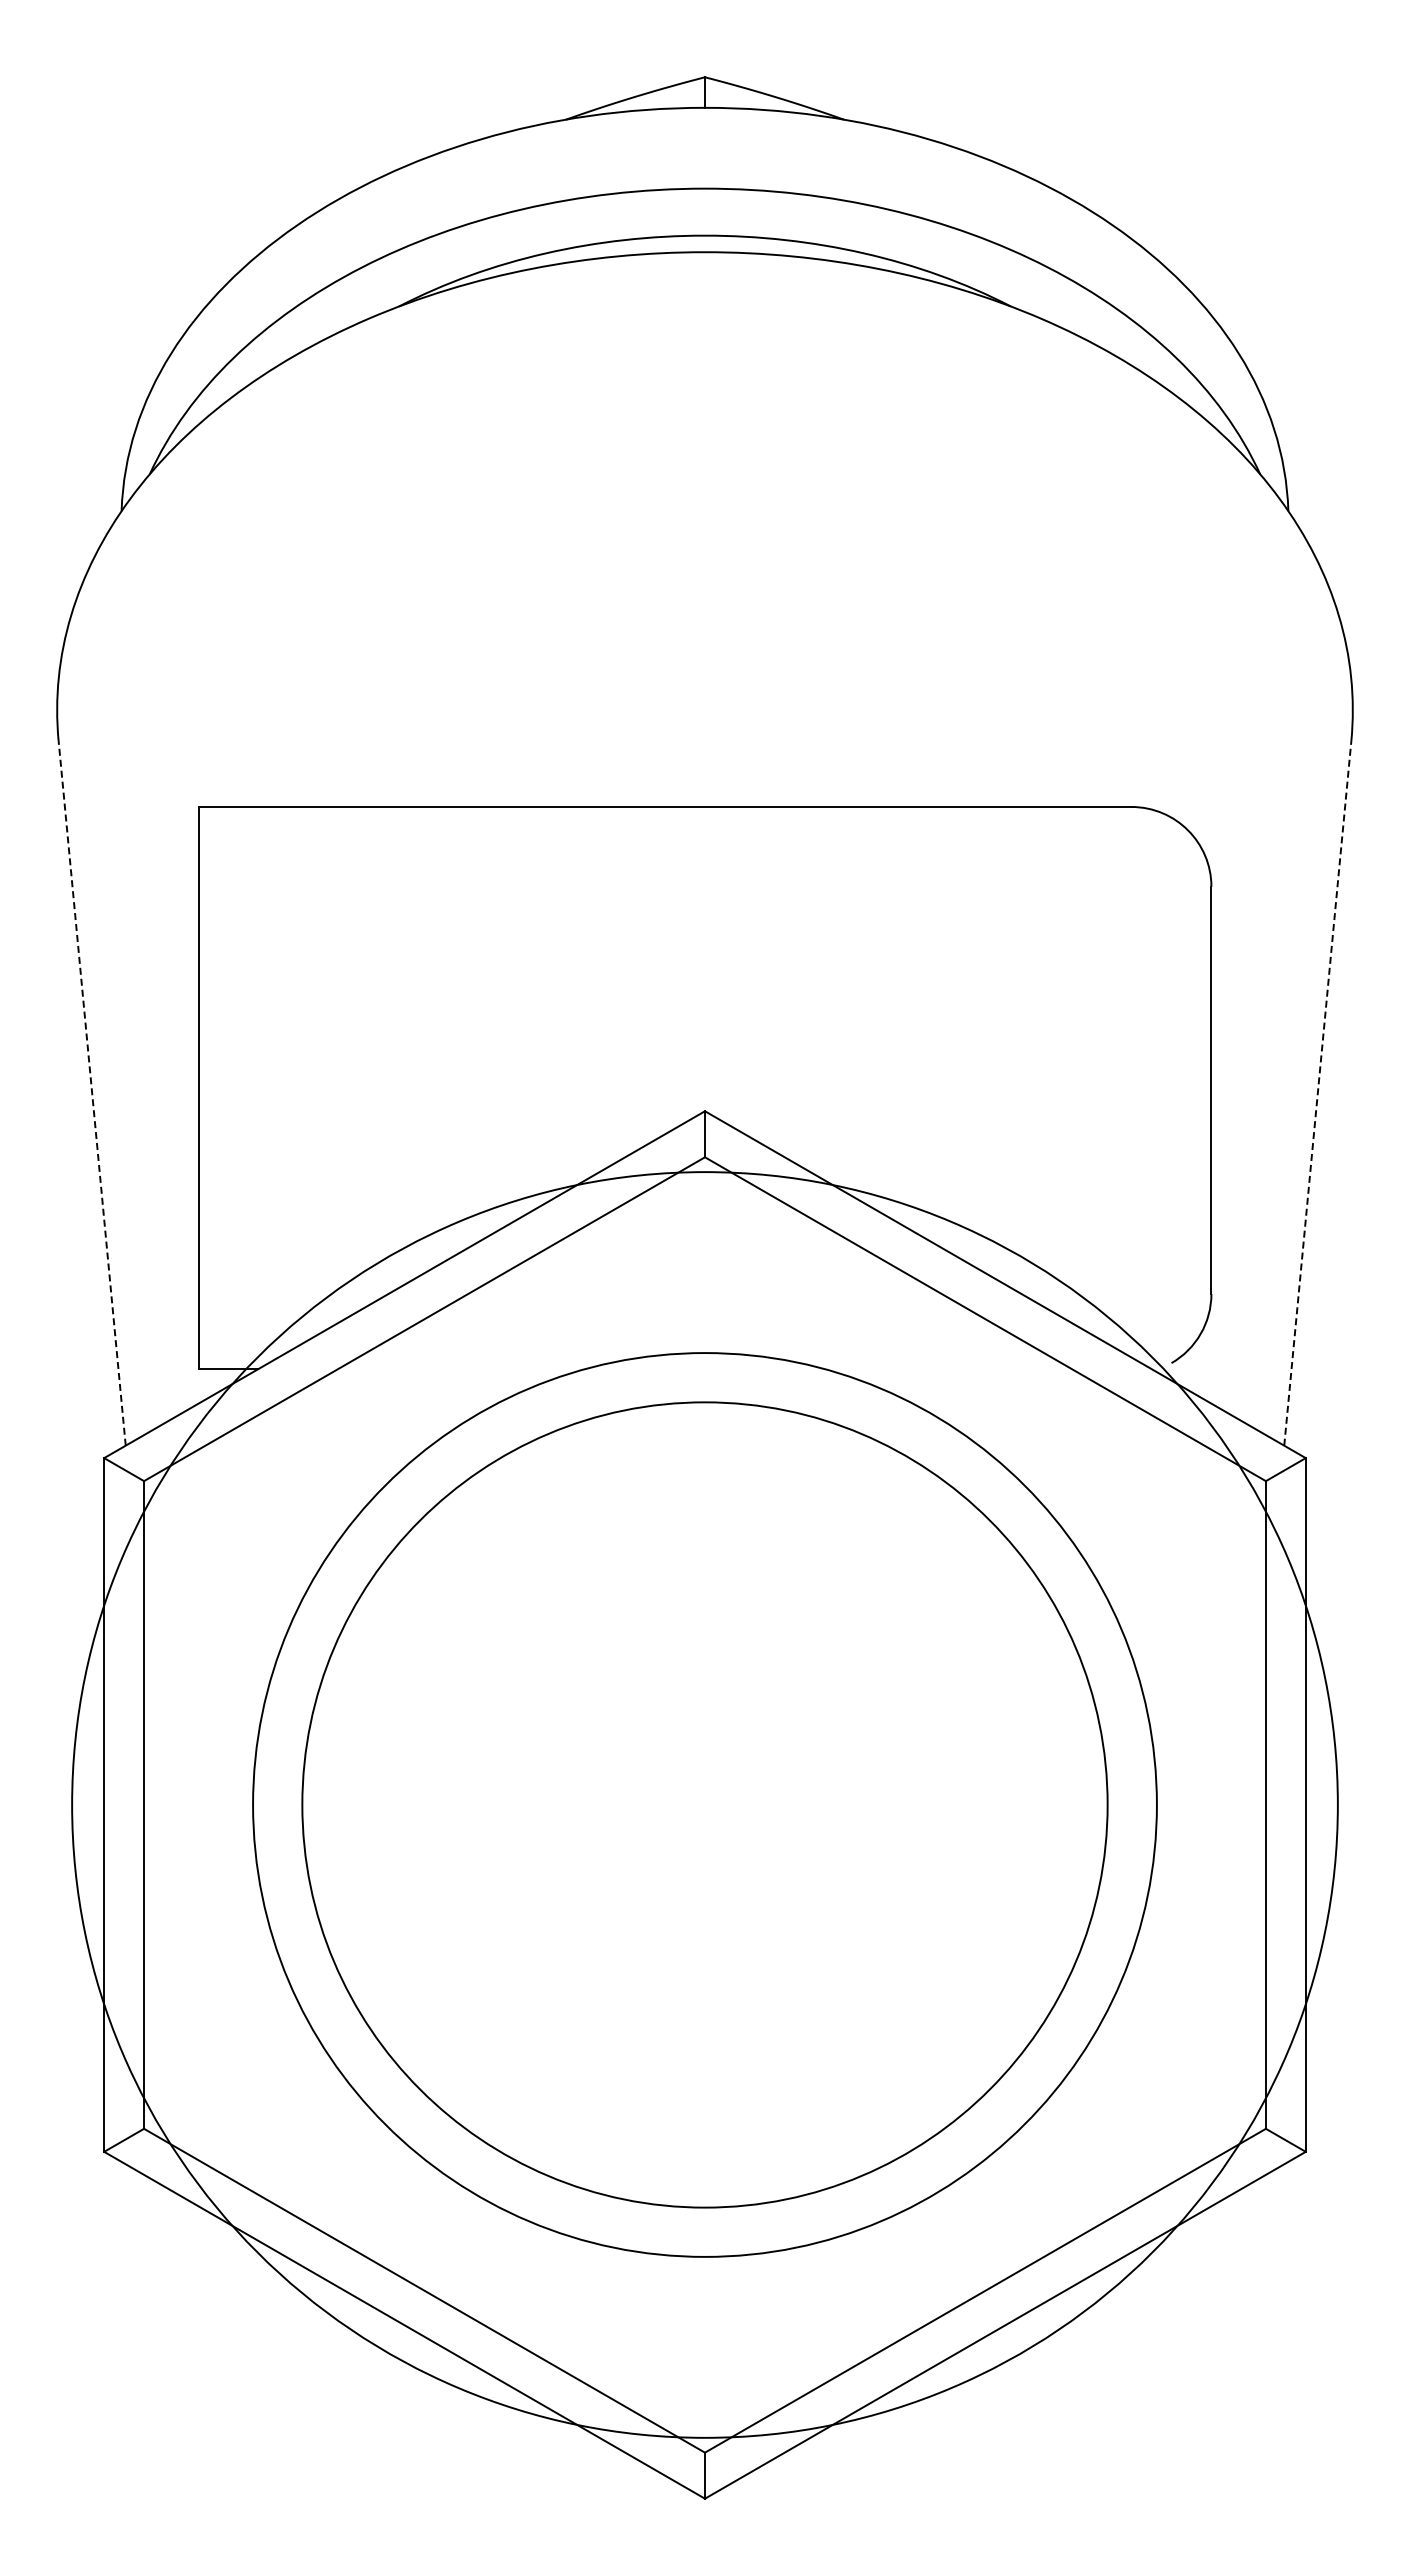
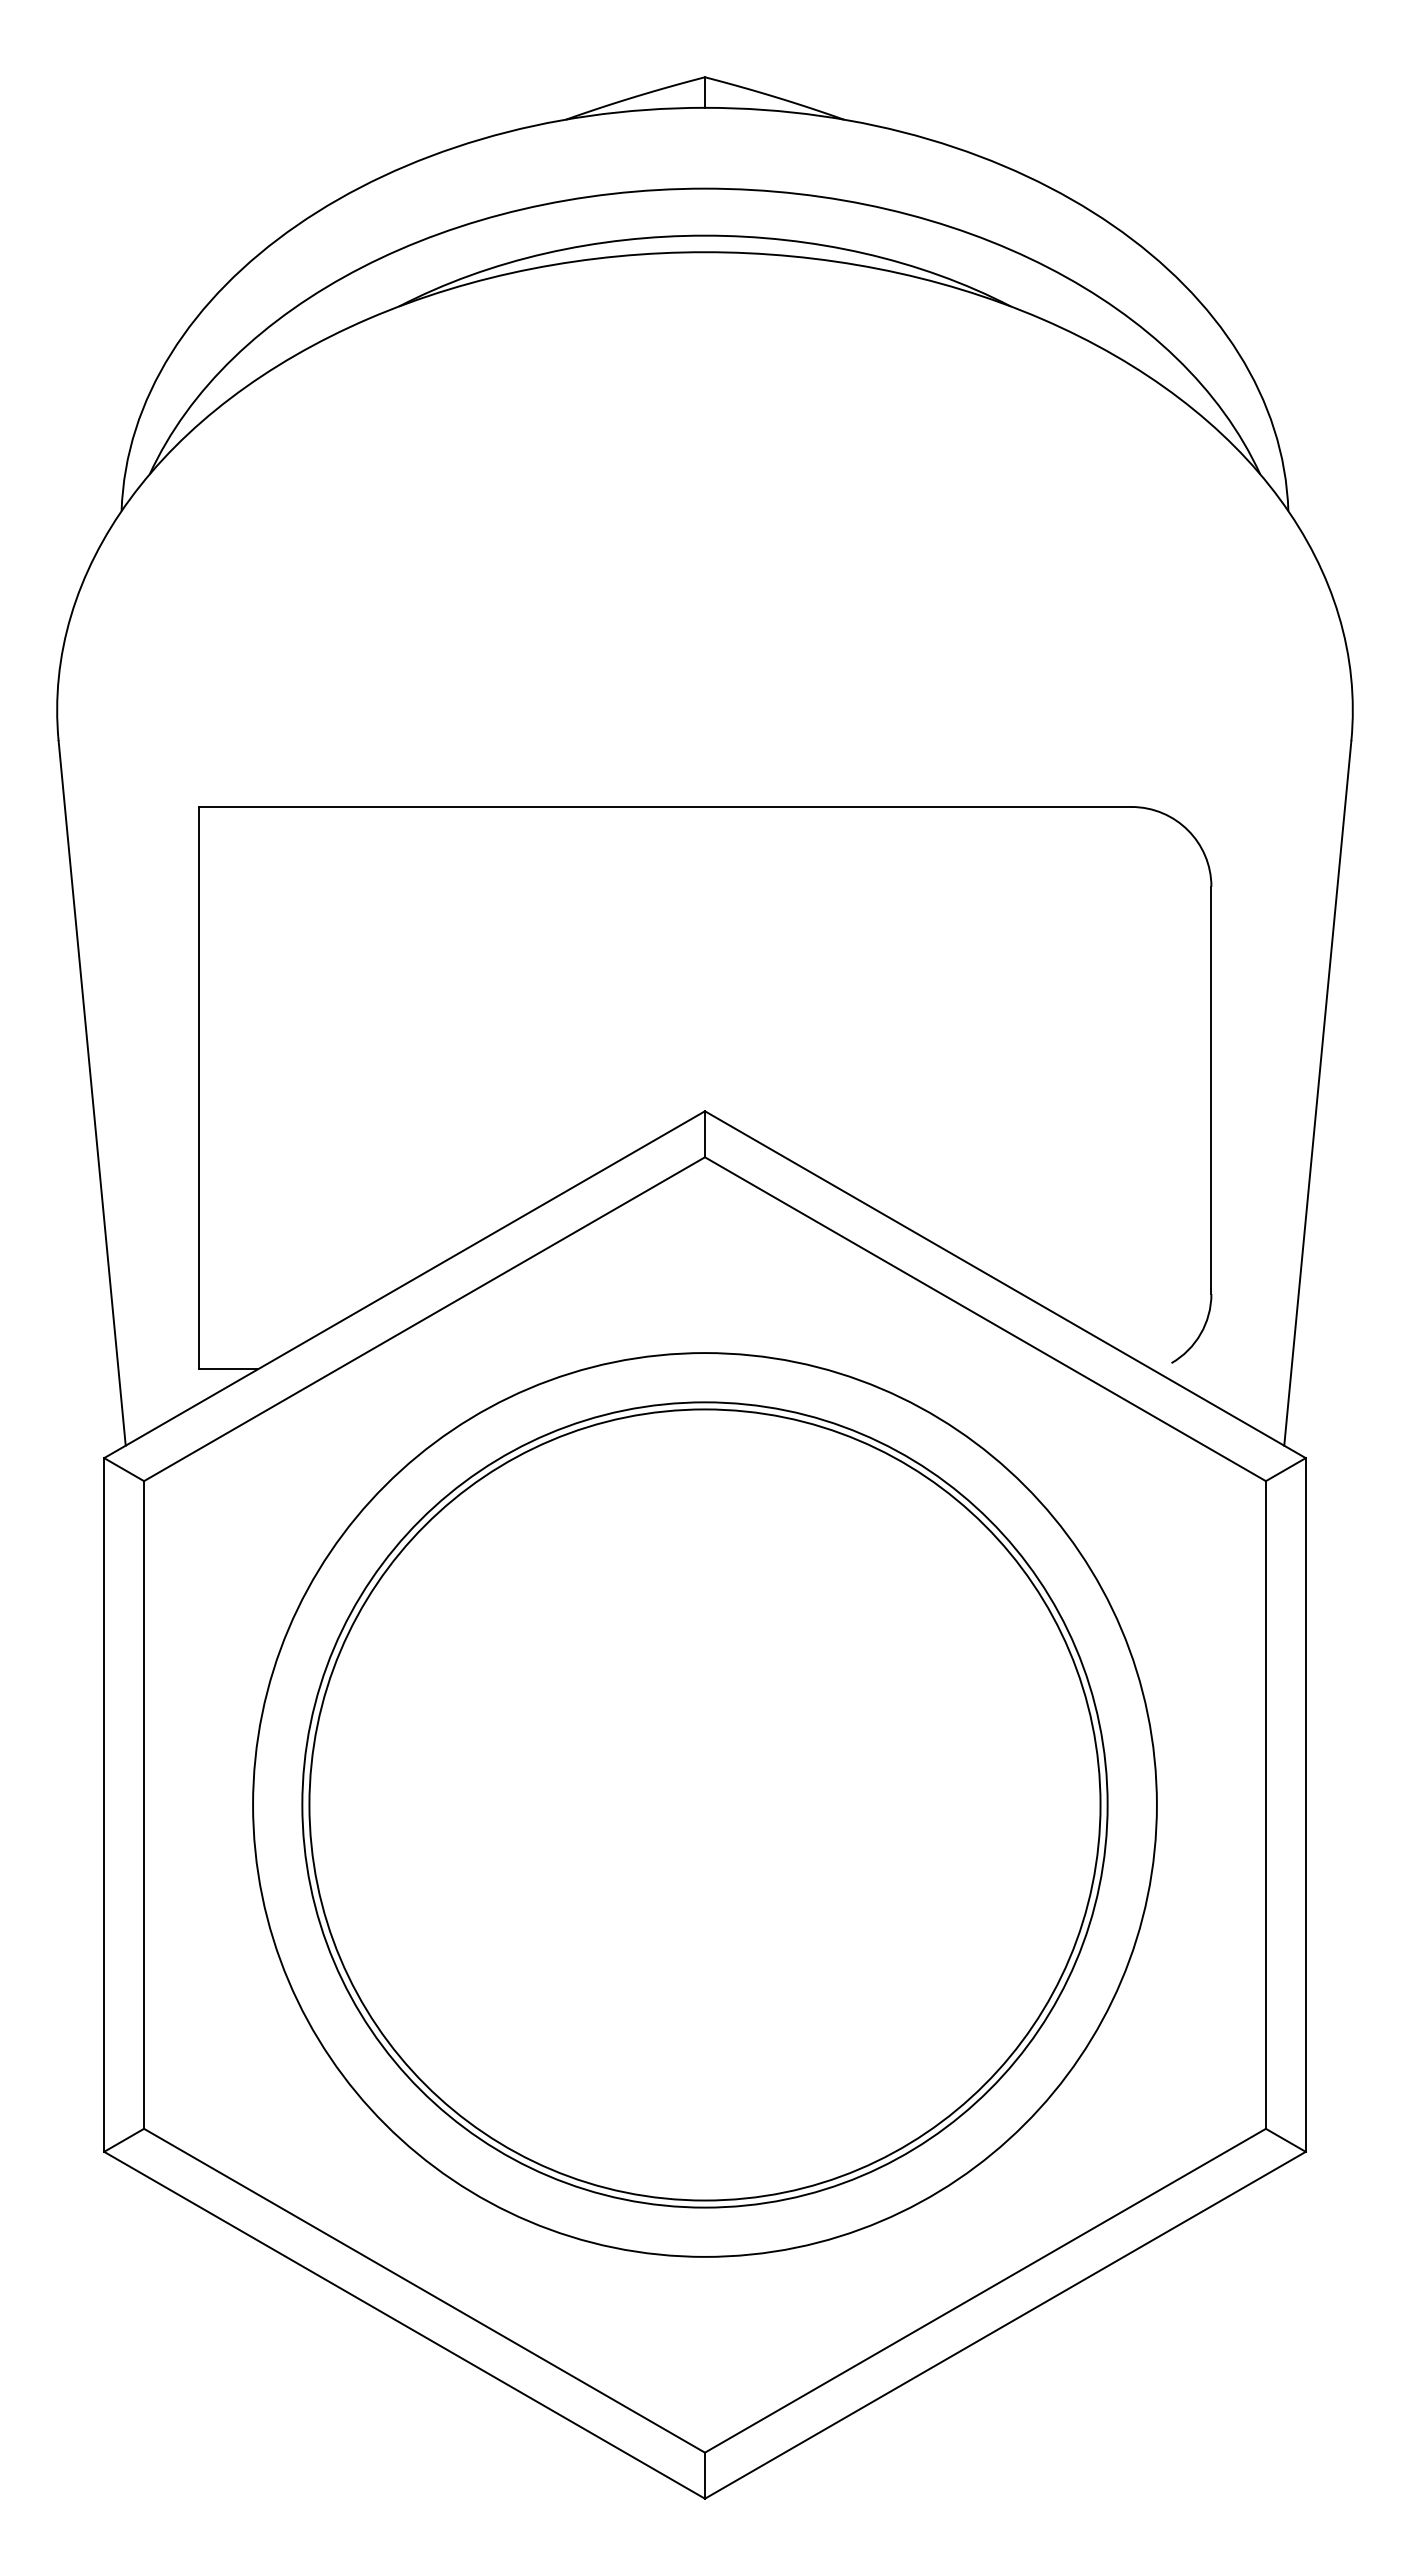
line: dashed -> solid (92, 1093)
line: dashed -> solid (1317, 1093)
circle diameter: 1266 px -> 791 px (704, 1804)
